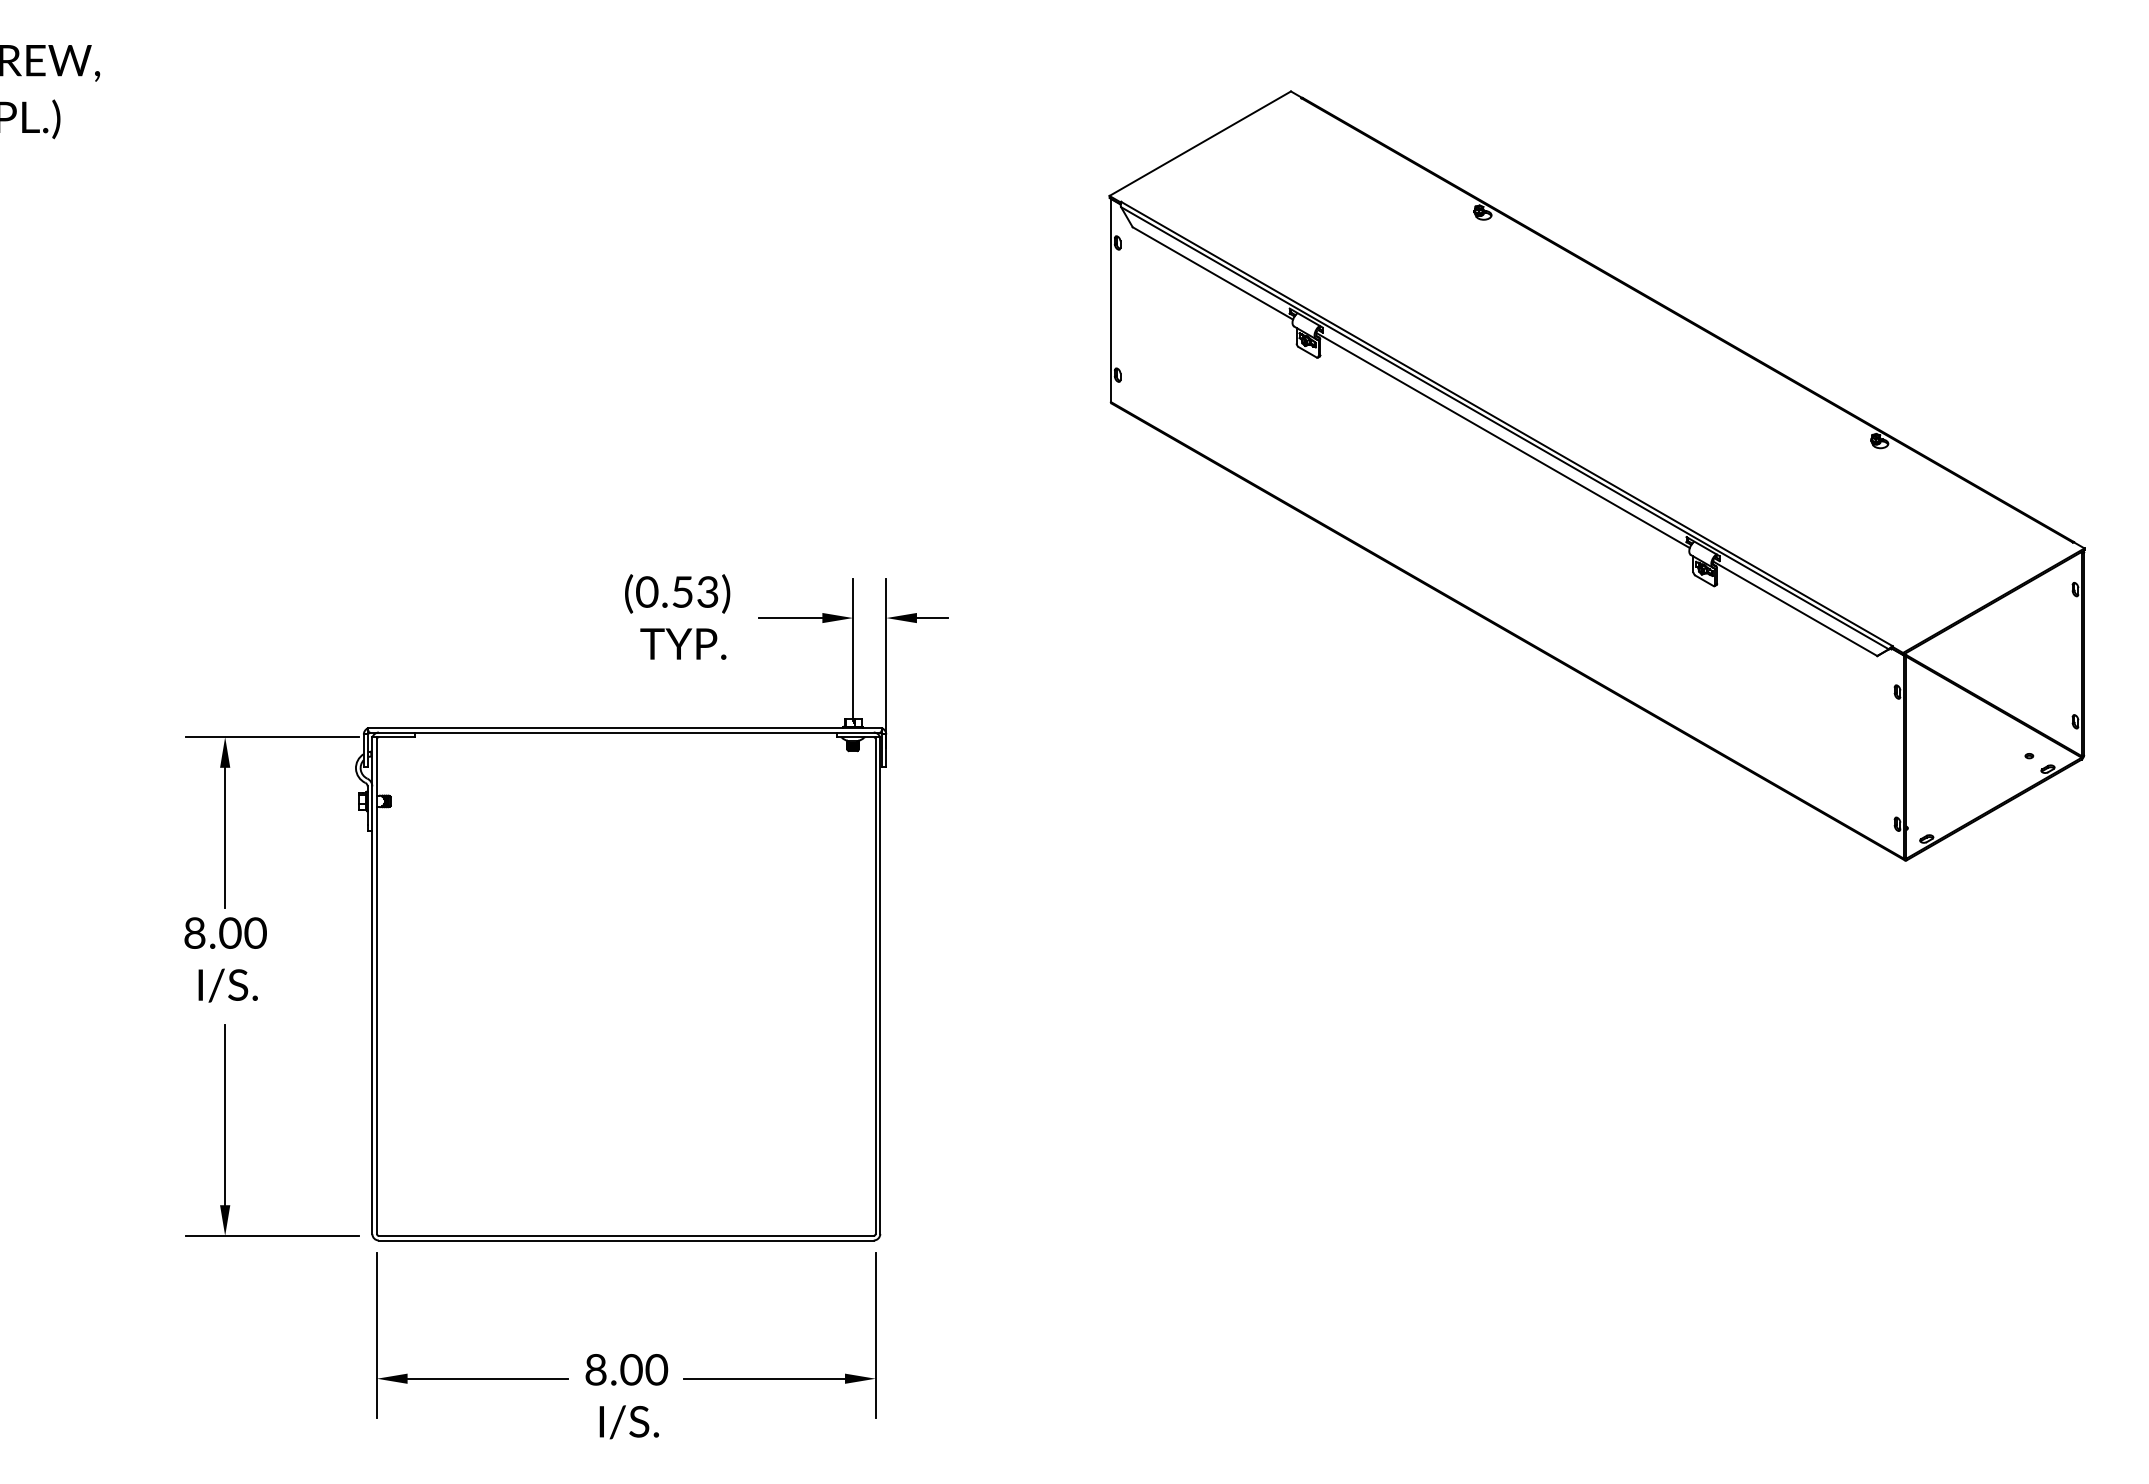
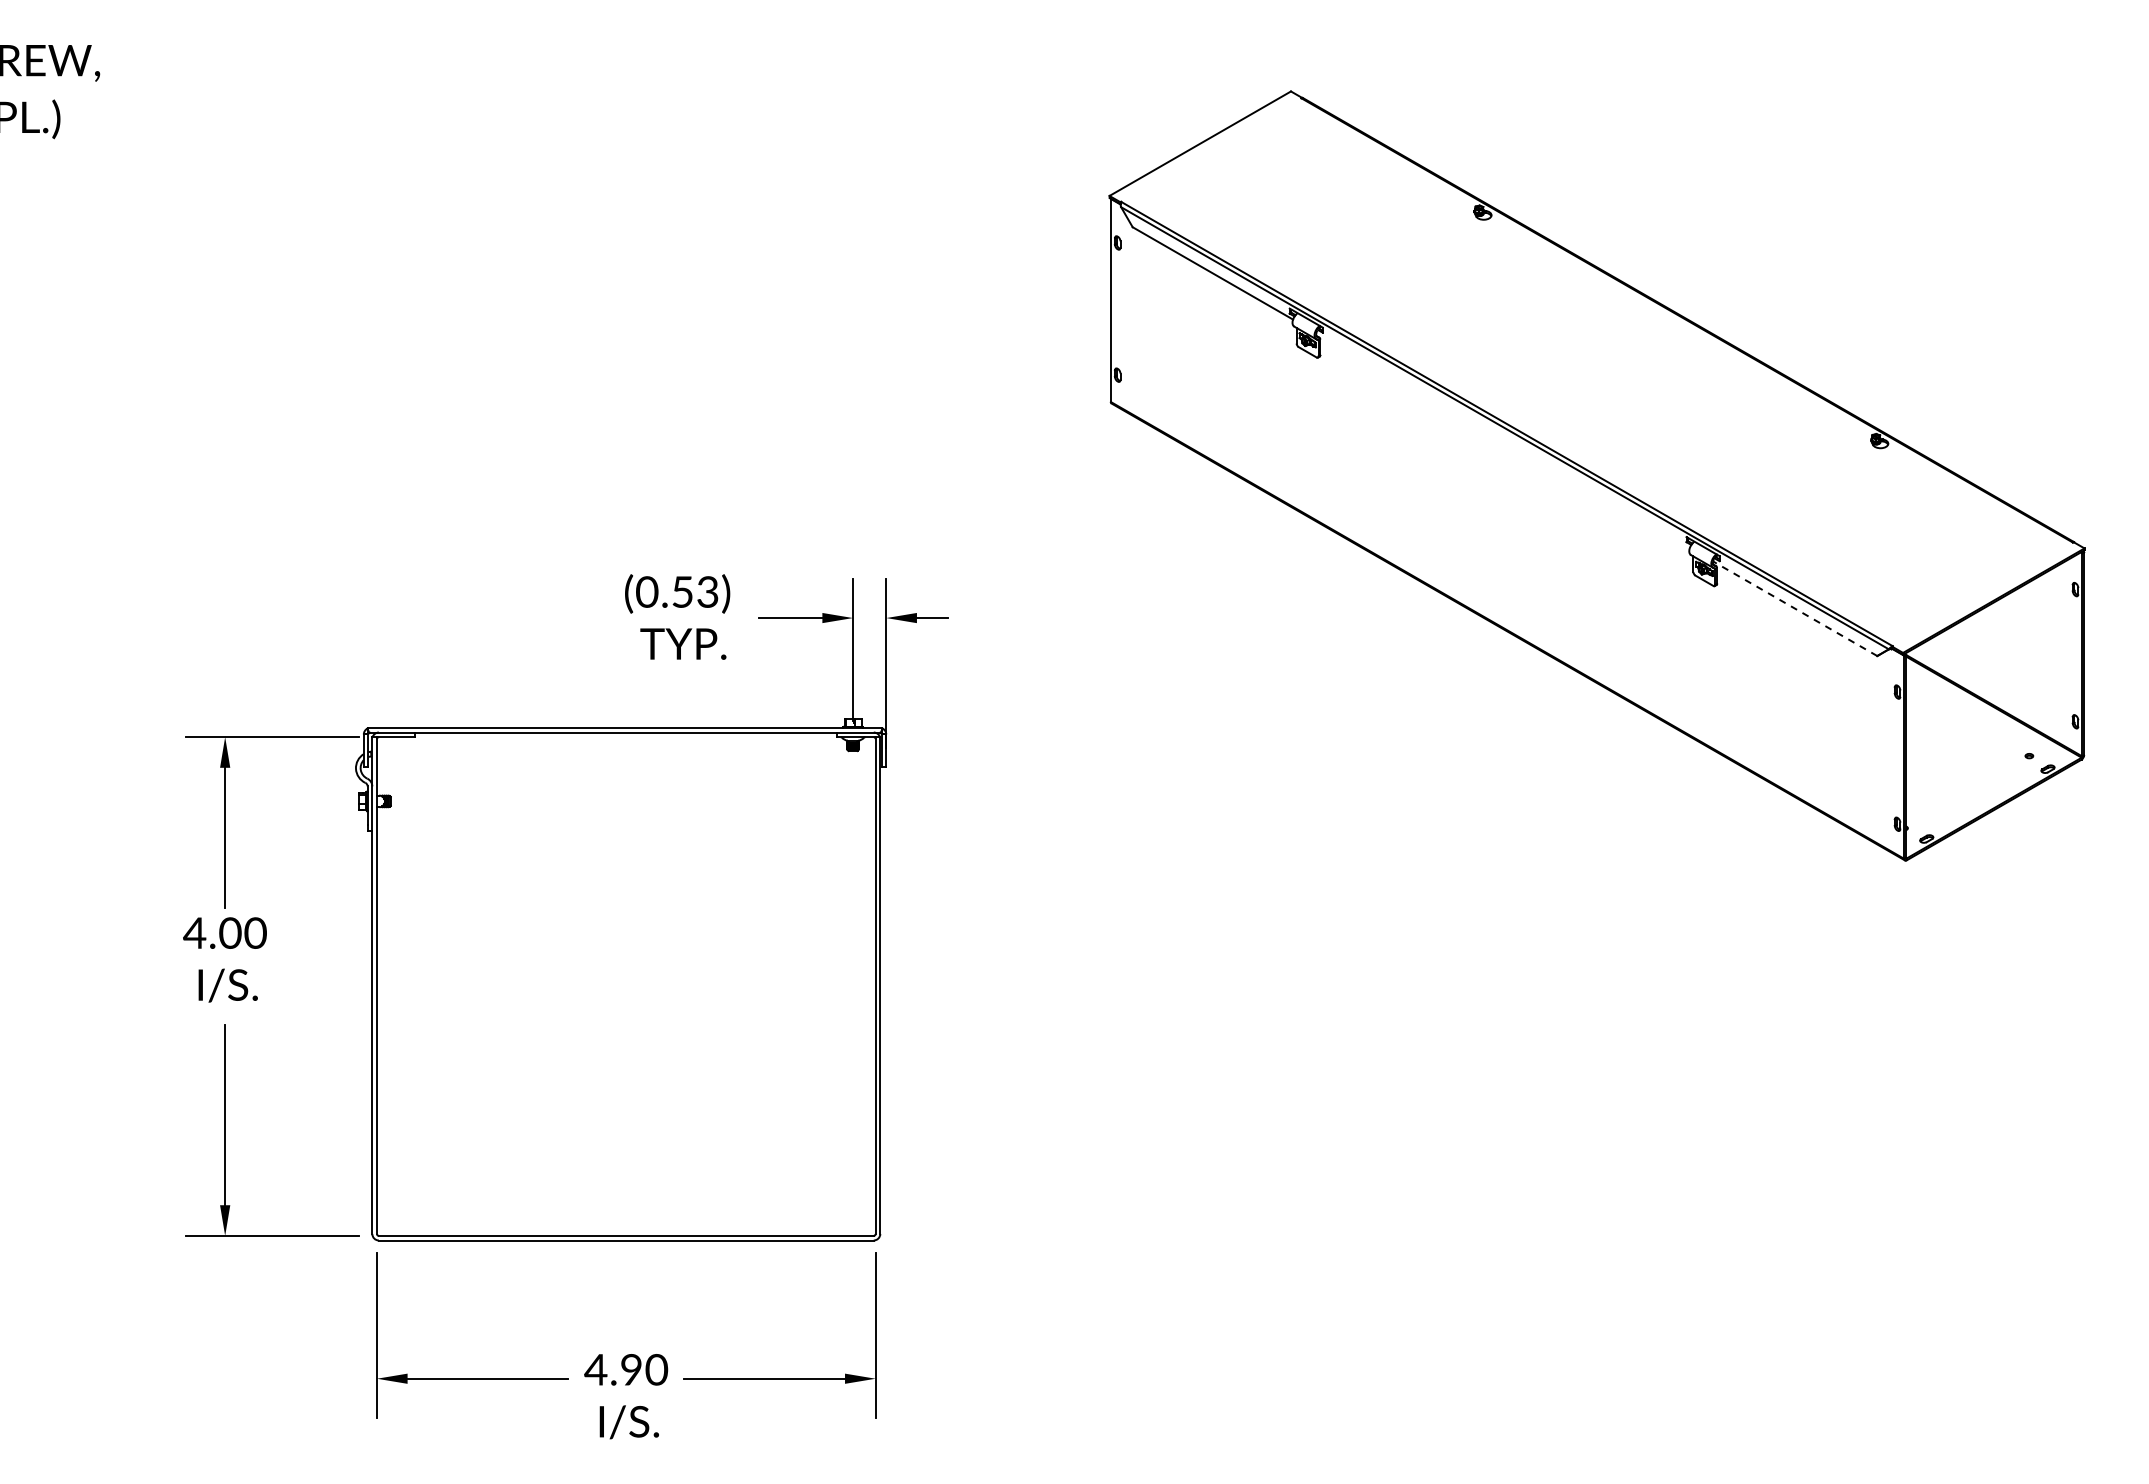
line: present -> none (1502, 440)
line: solid -> dashed (1795, 608)
text: 8.00 -> 4.00 (194, 932)
text: 8.00 -> 4.90 (613, 1369)
